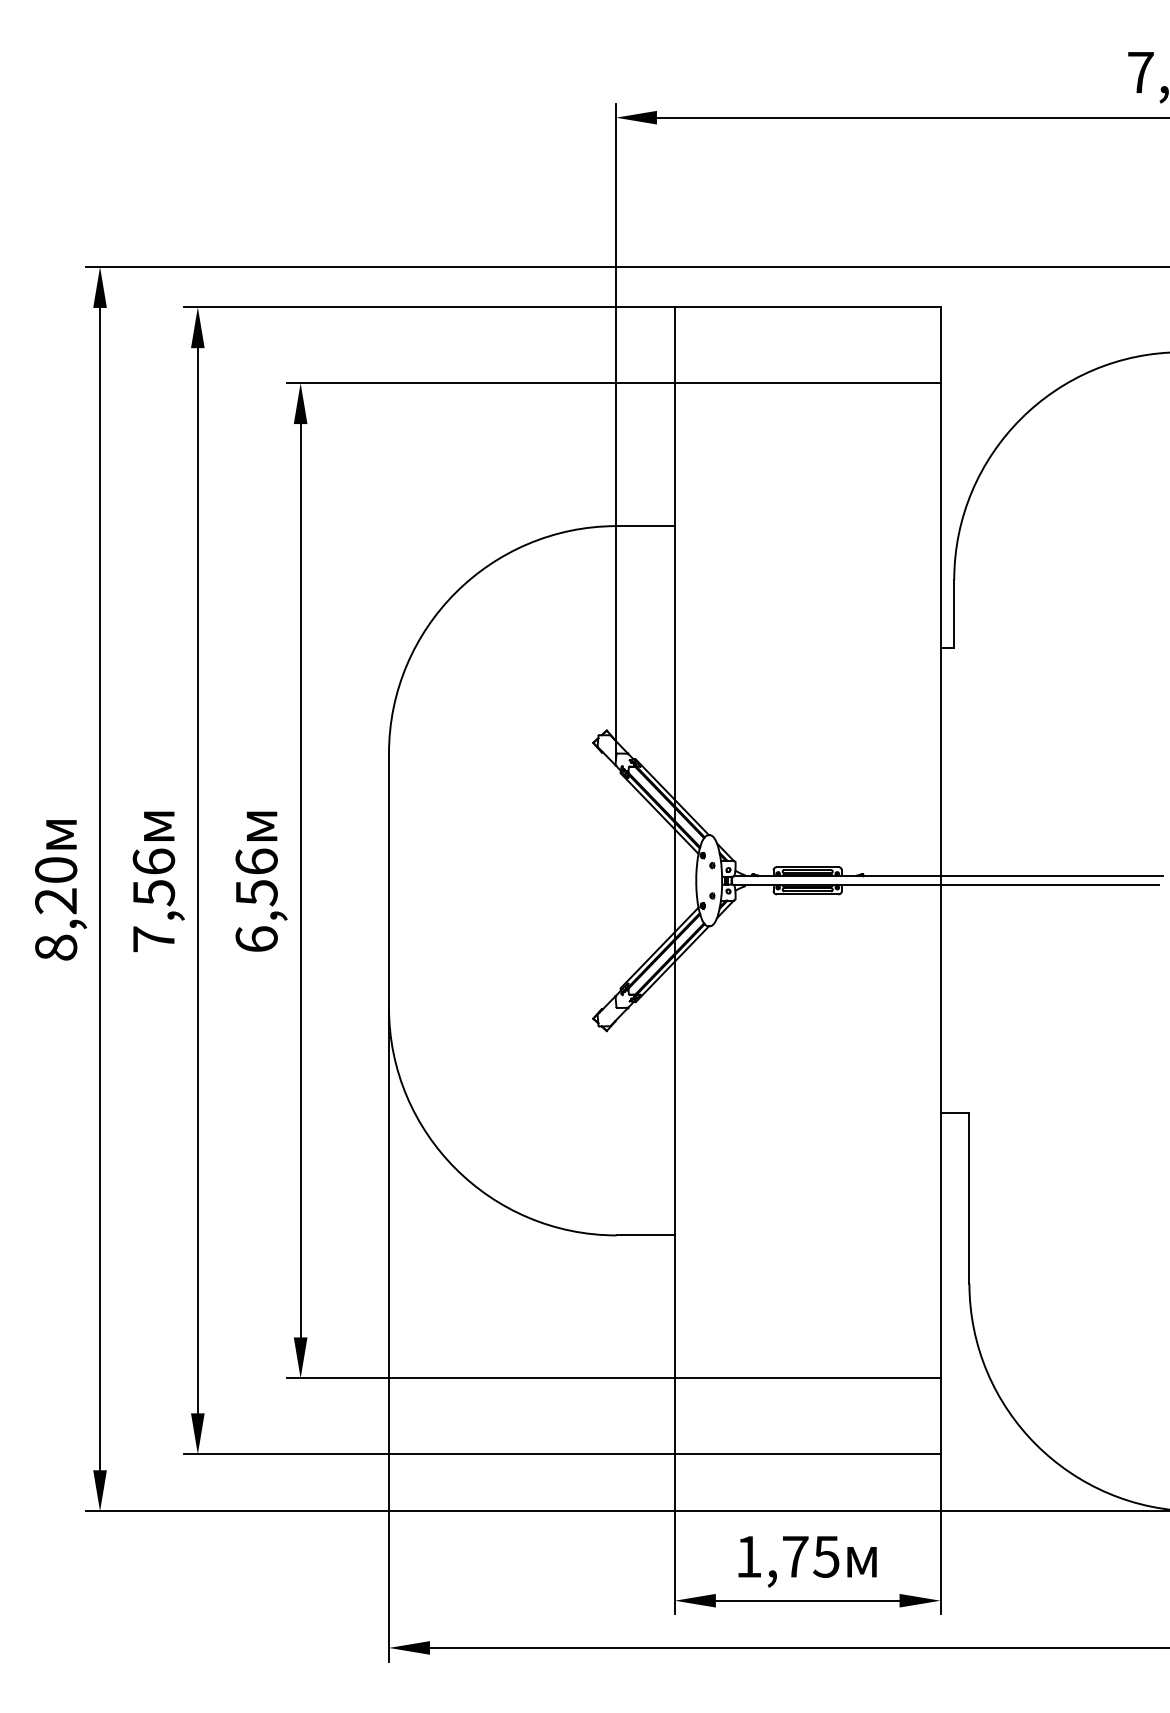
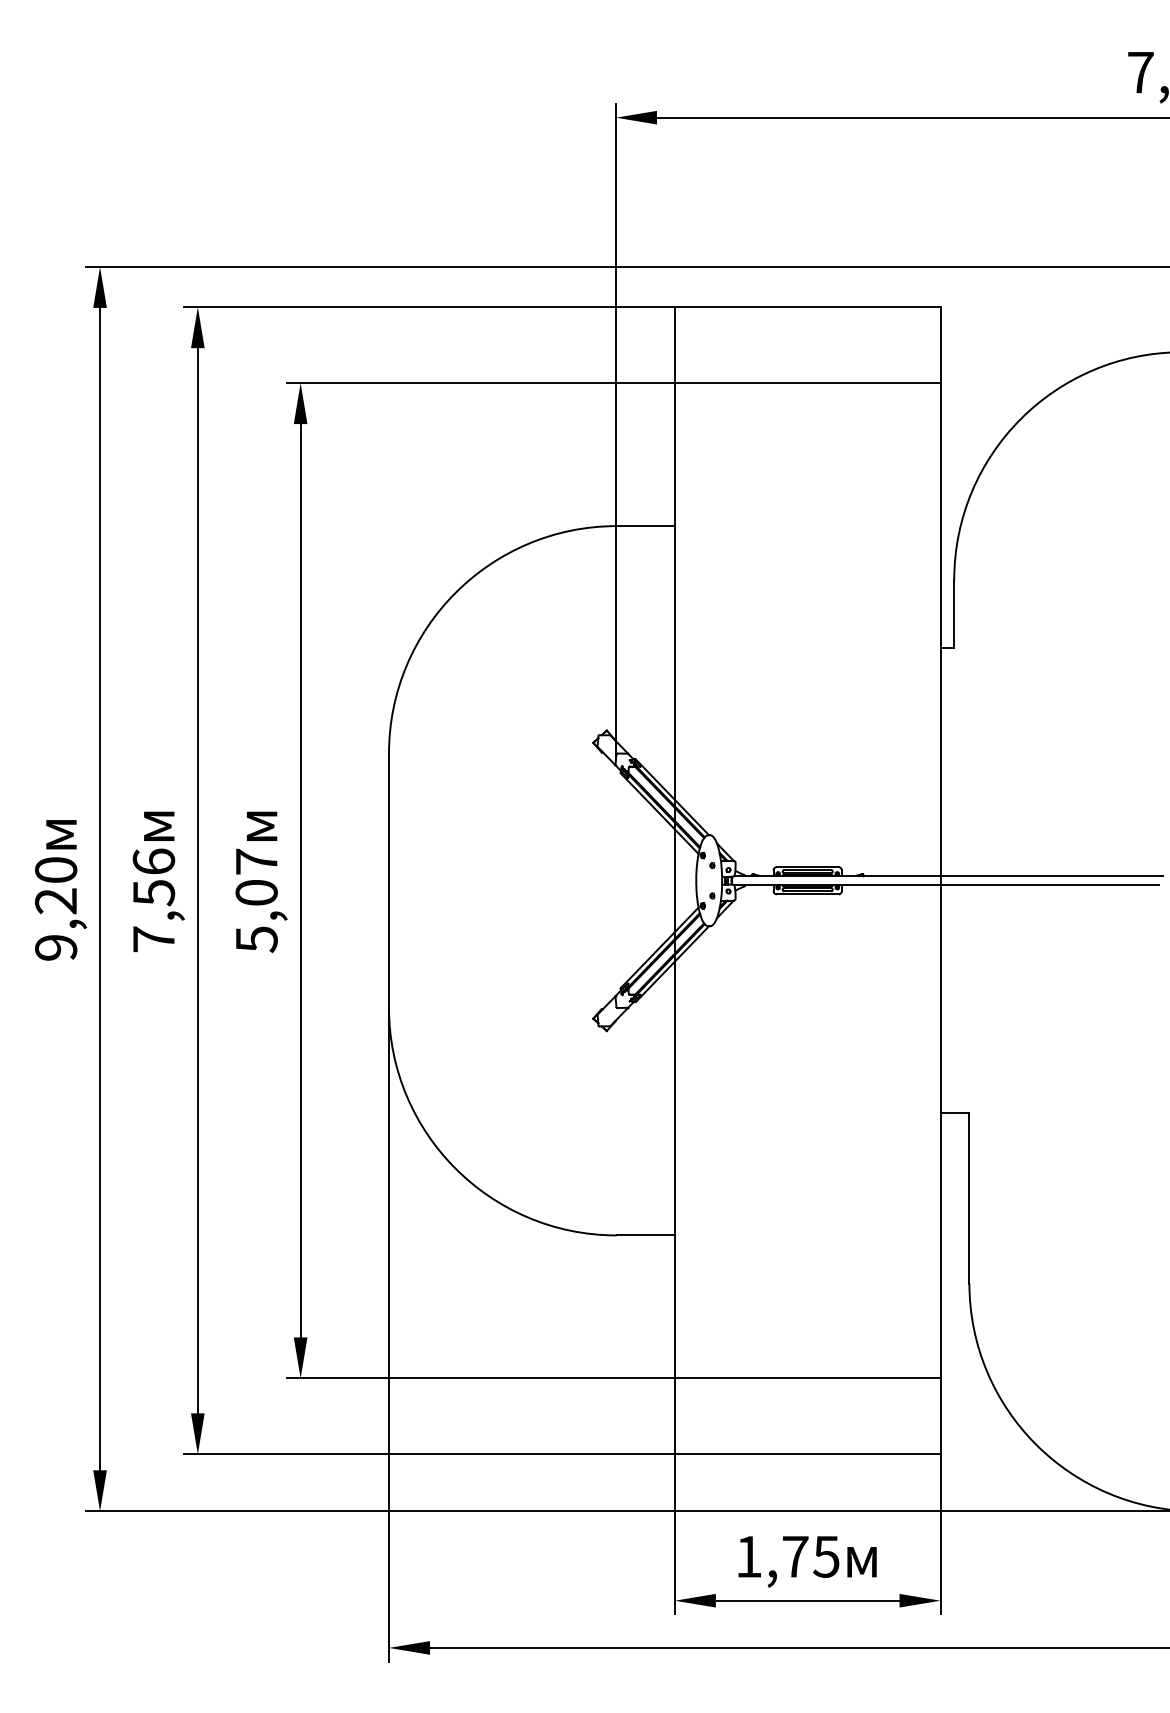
text: 6,56 -> 5,07 (256, 900)
text: 8,20 -> 9,20 (56, 947)
